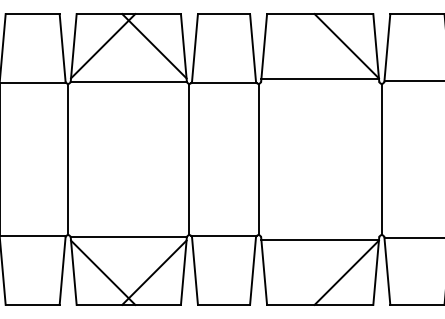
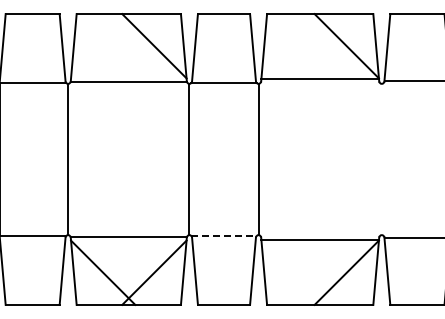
line: present -> none (103, 46)
line: present -> none (381, 159)
line: solid -> dashed (224, 235)
